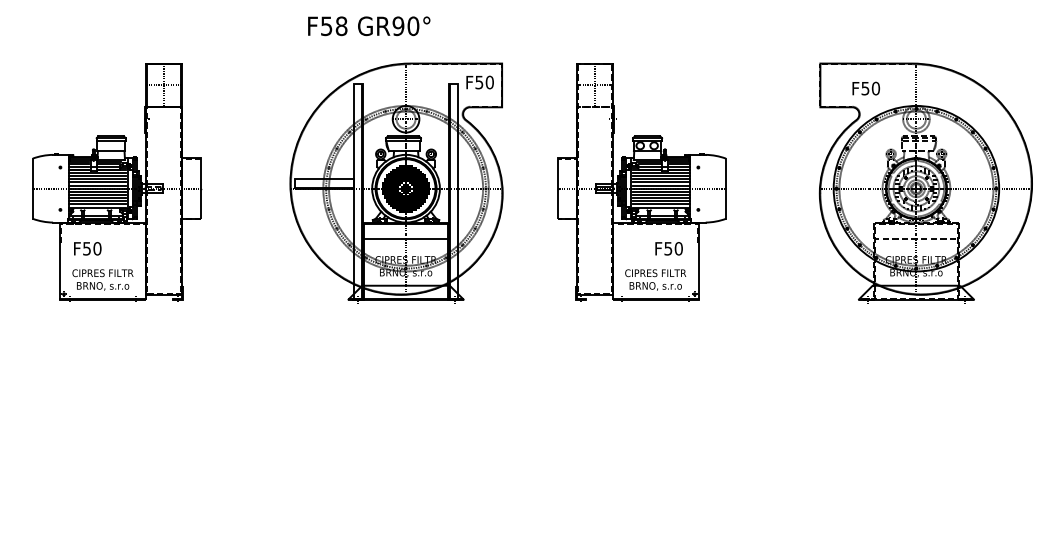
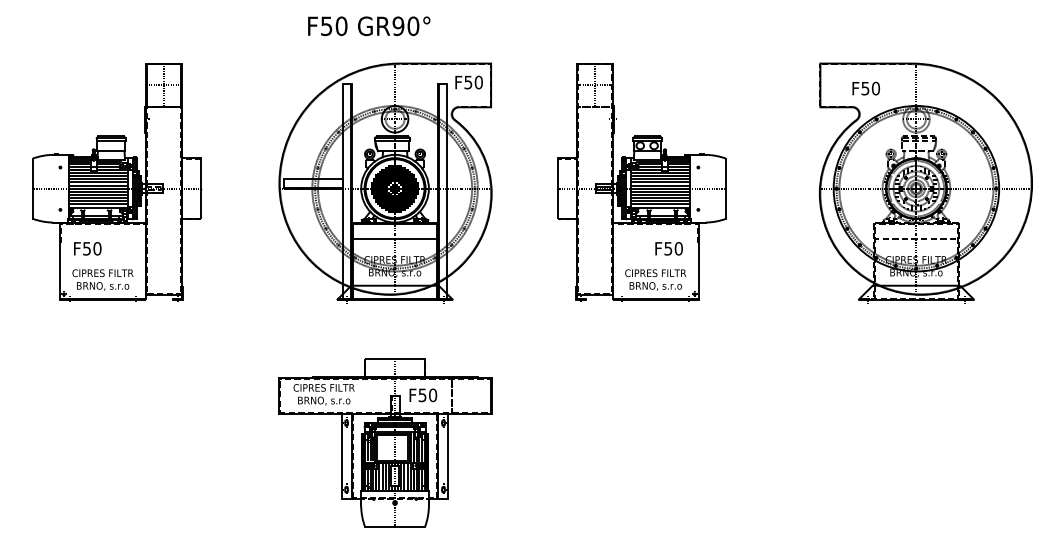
text: F58 -> F50 (341, 25)
part position: (396, 182) -> (385, 182) (385, 182)
part: none -> present (385, 442)
